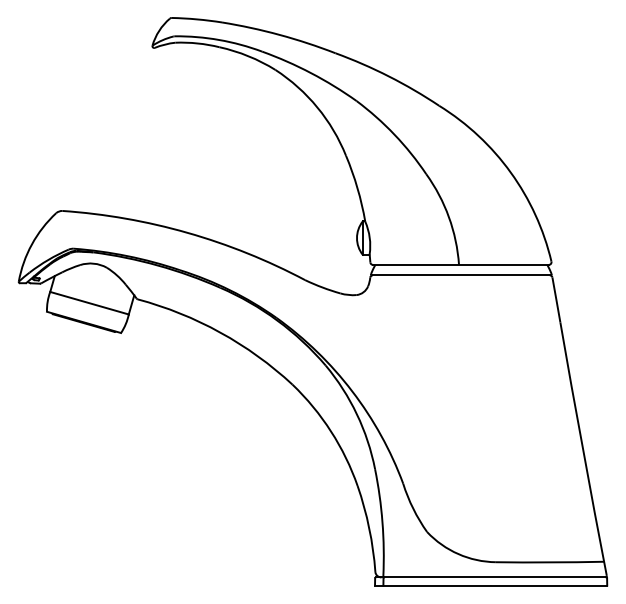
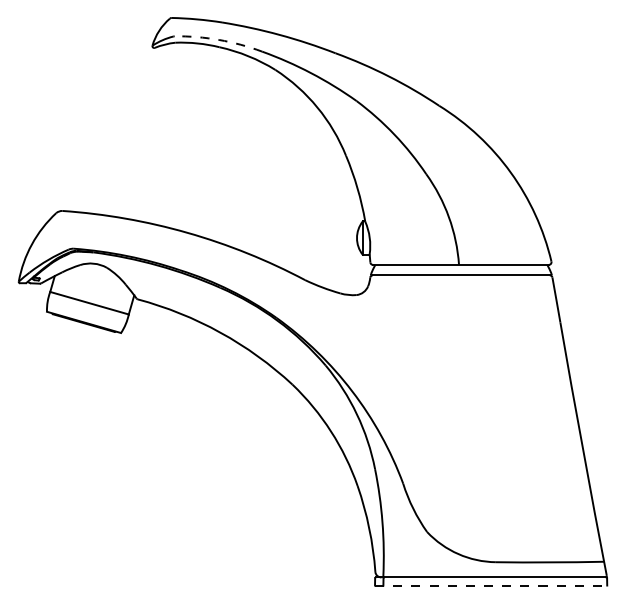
arc: solid -> dashed (219, 39)
line: solid -> dashed (491, 585)
